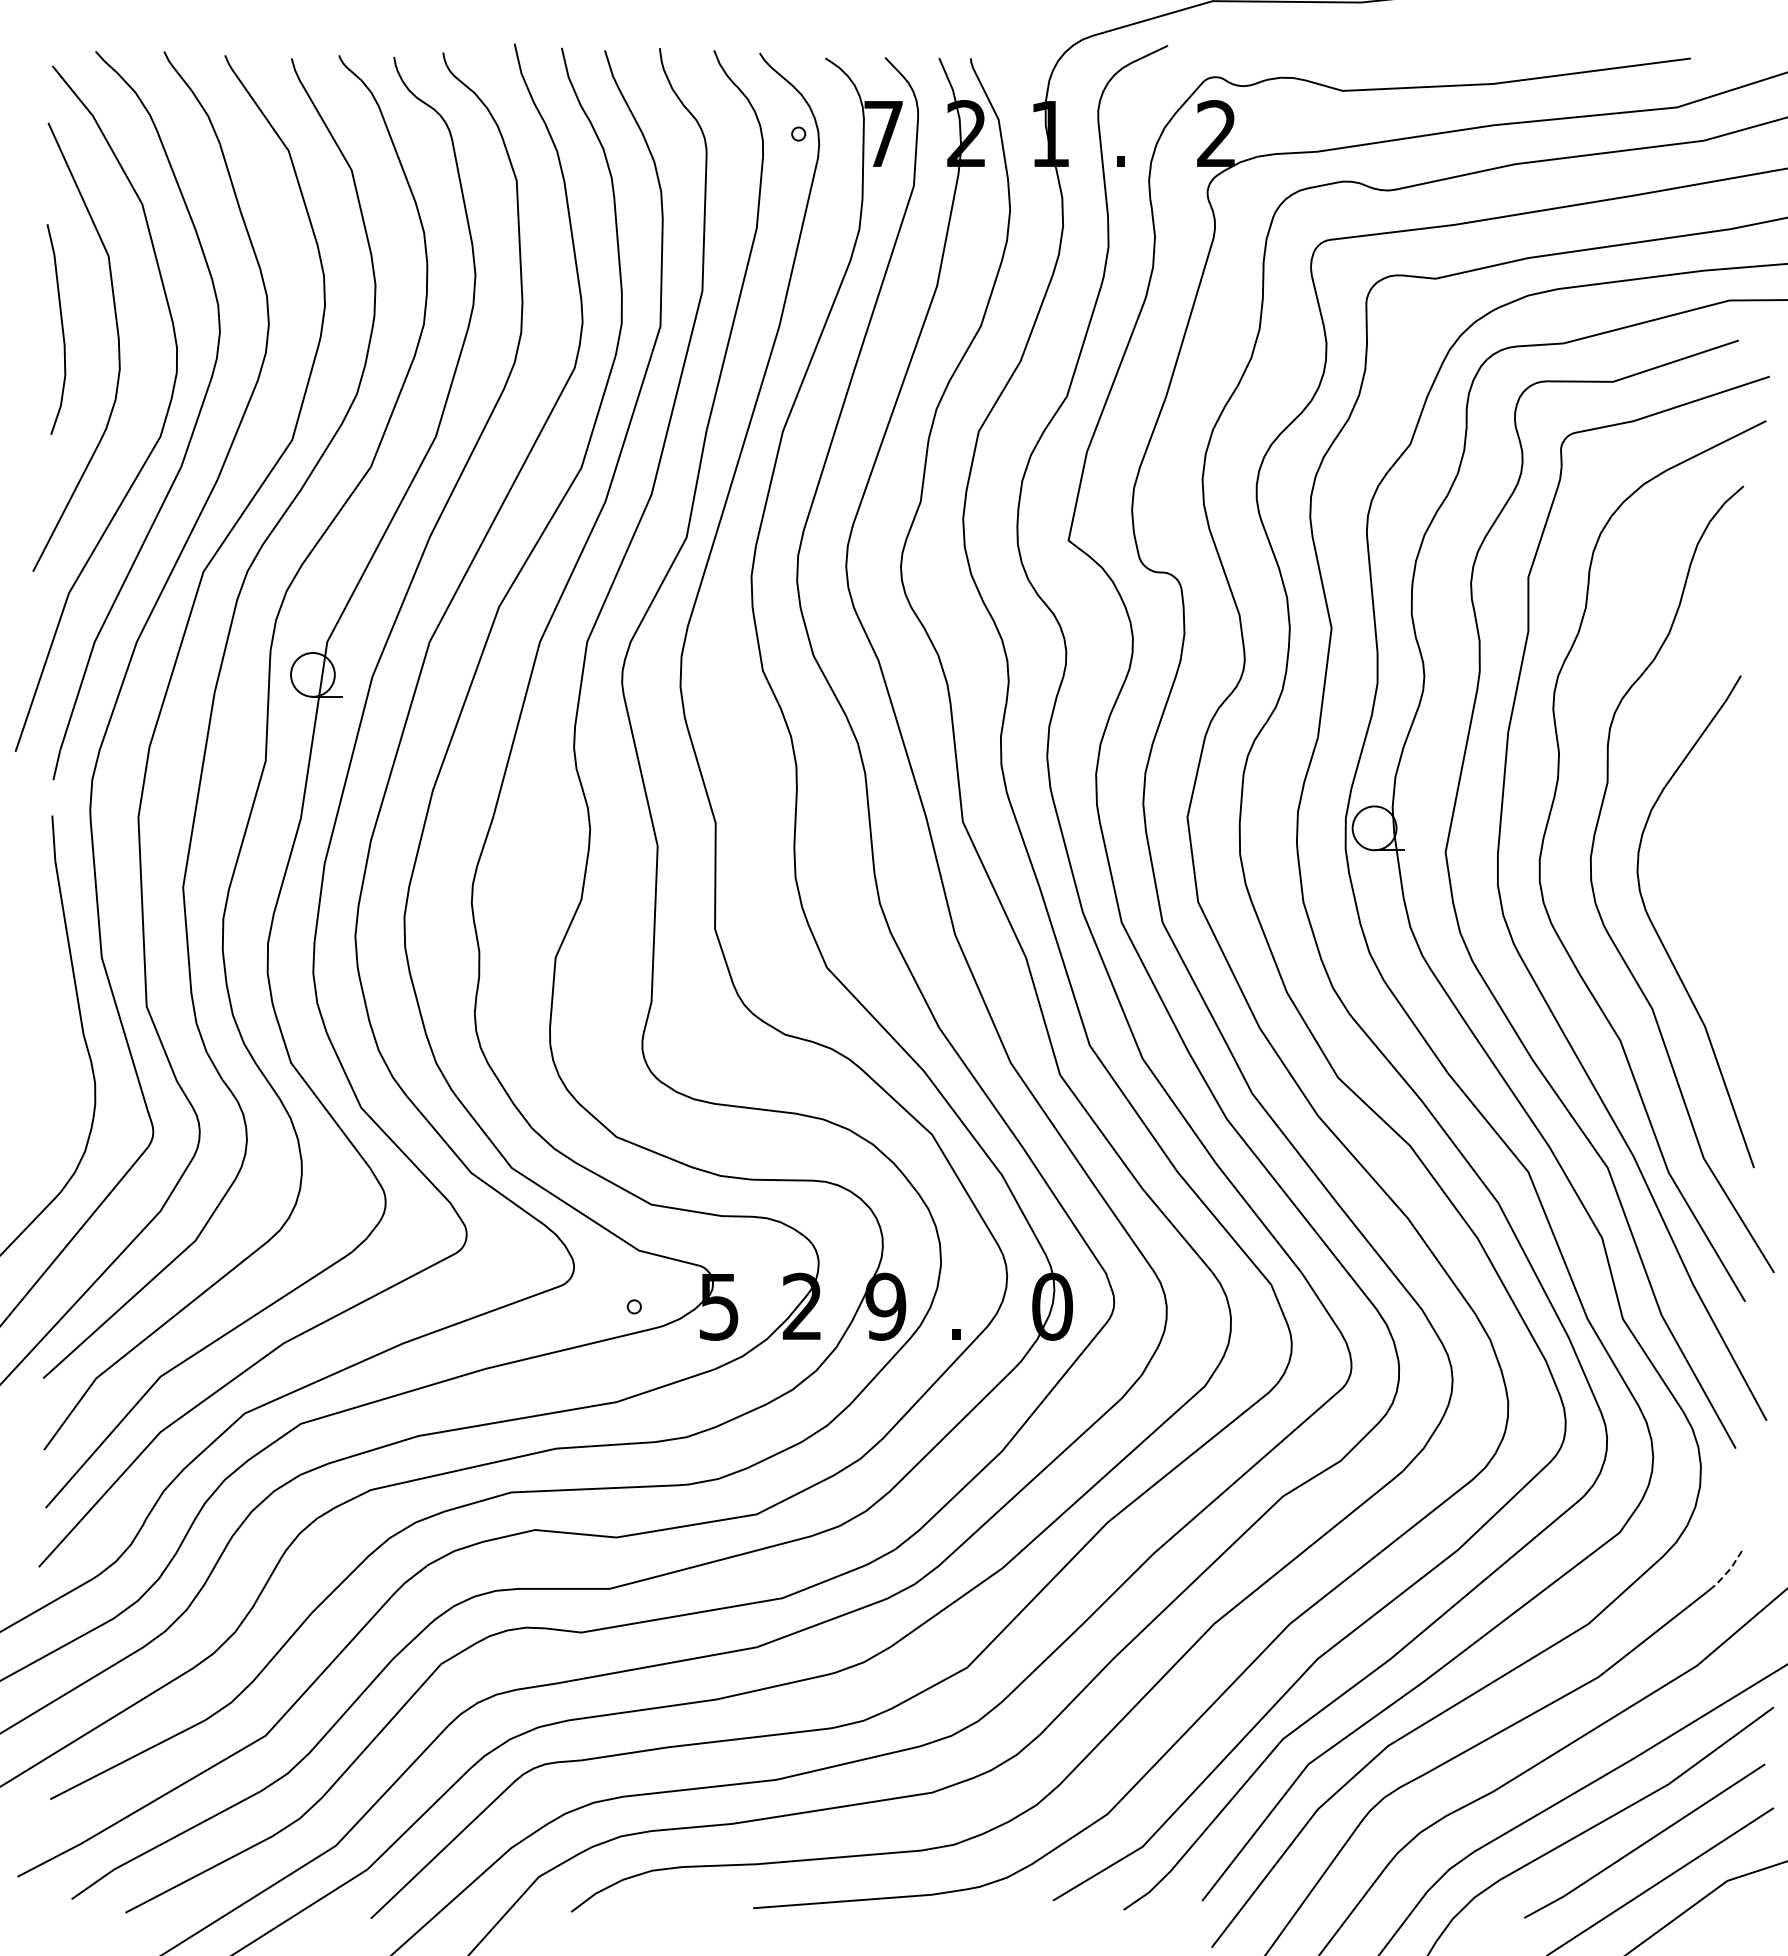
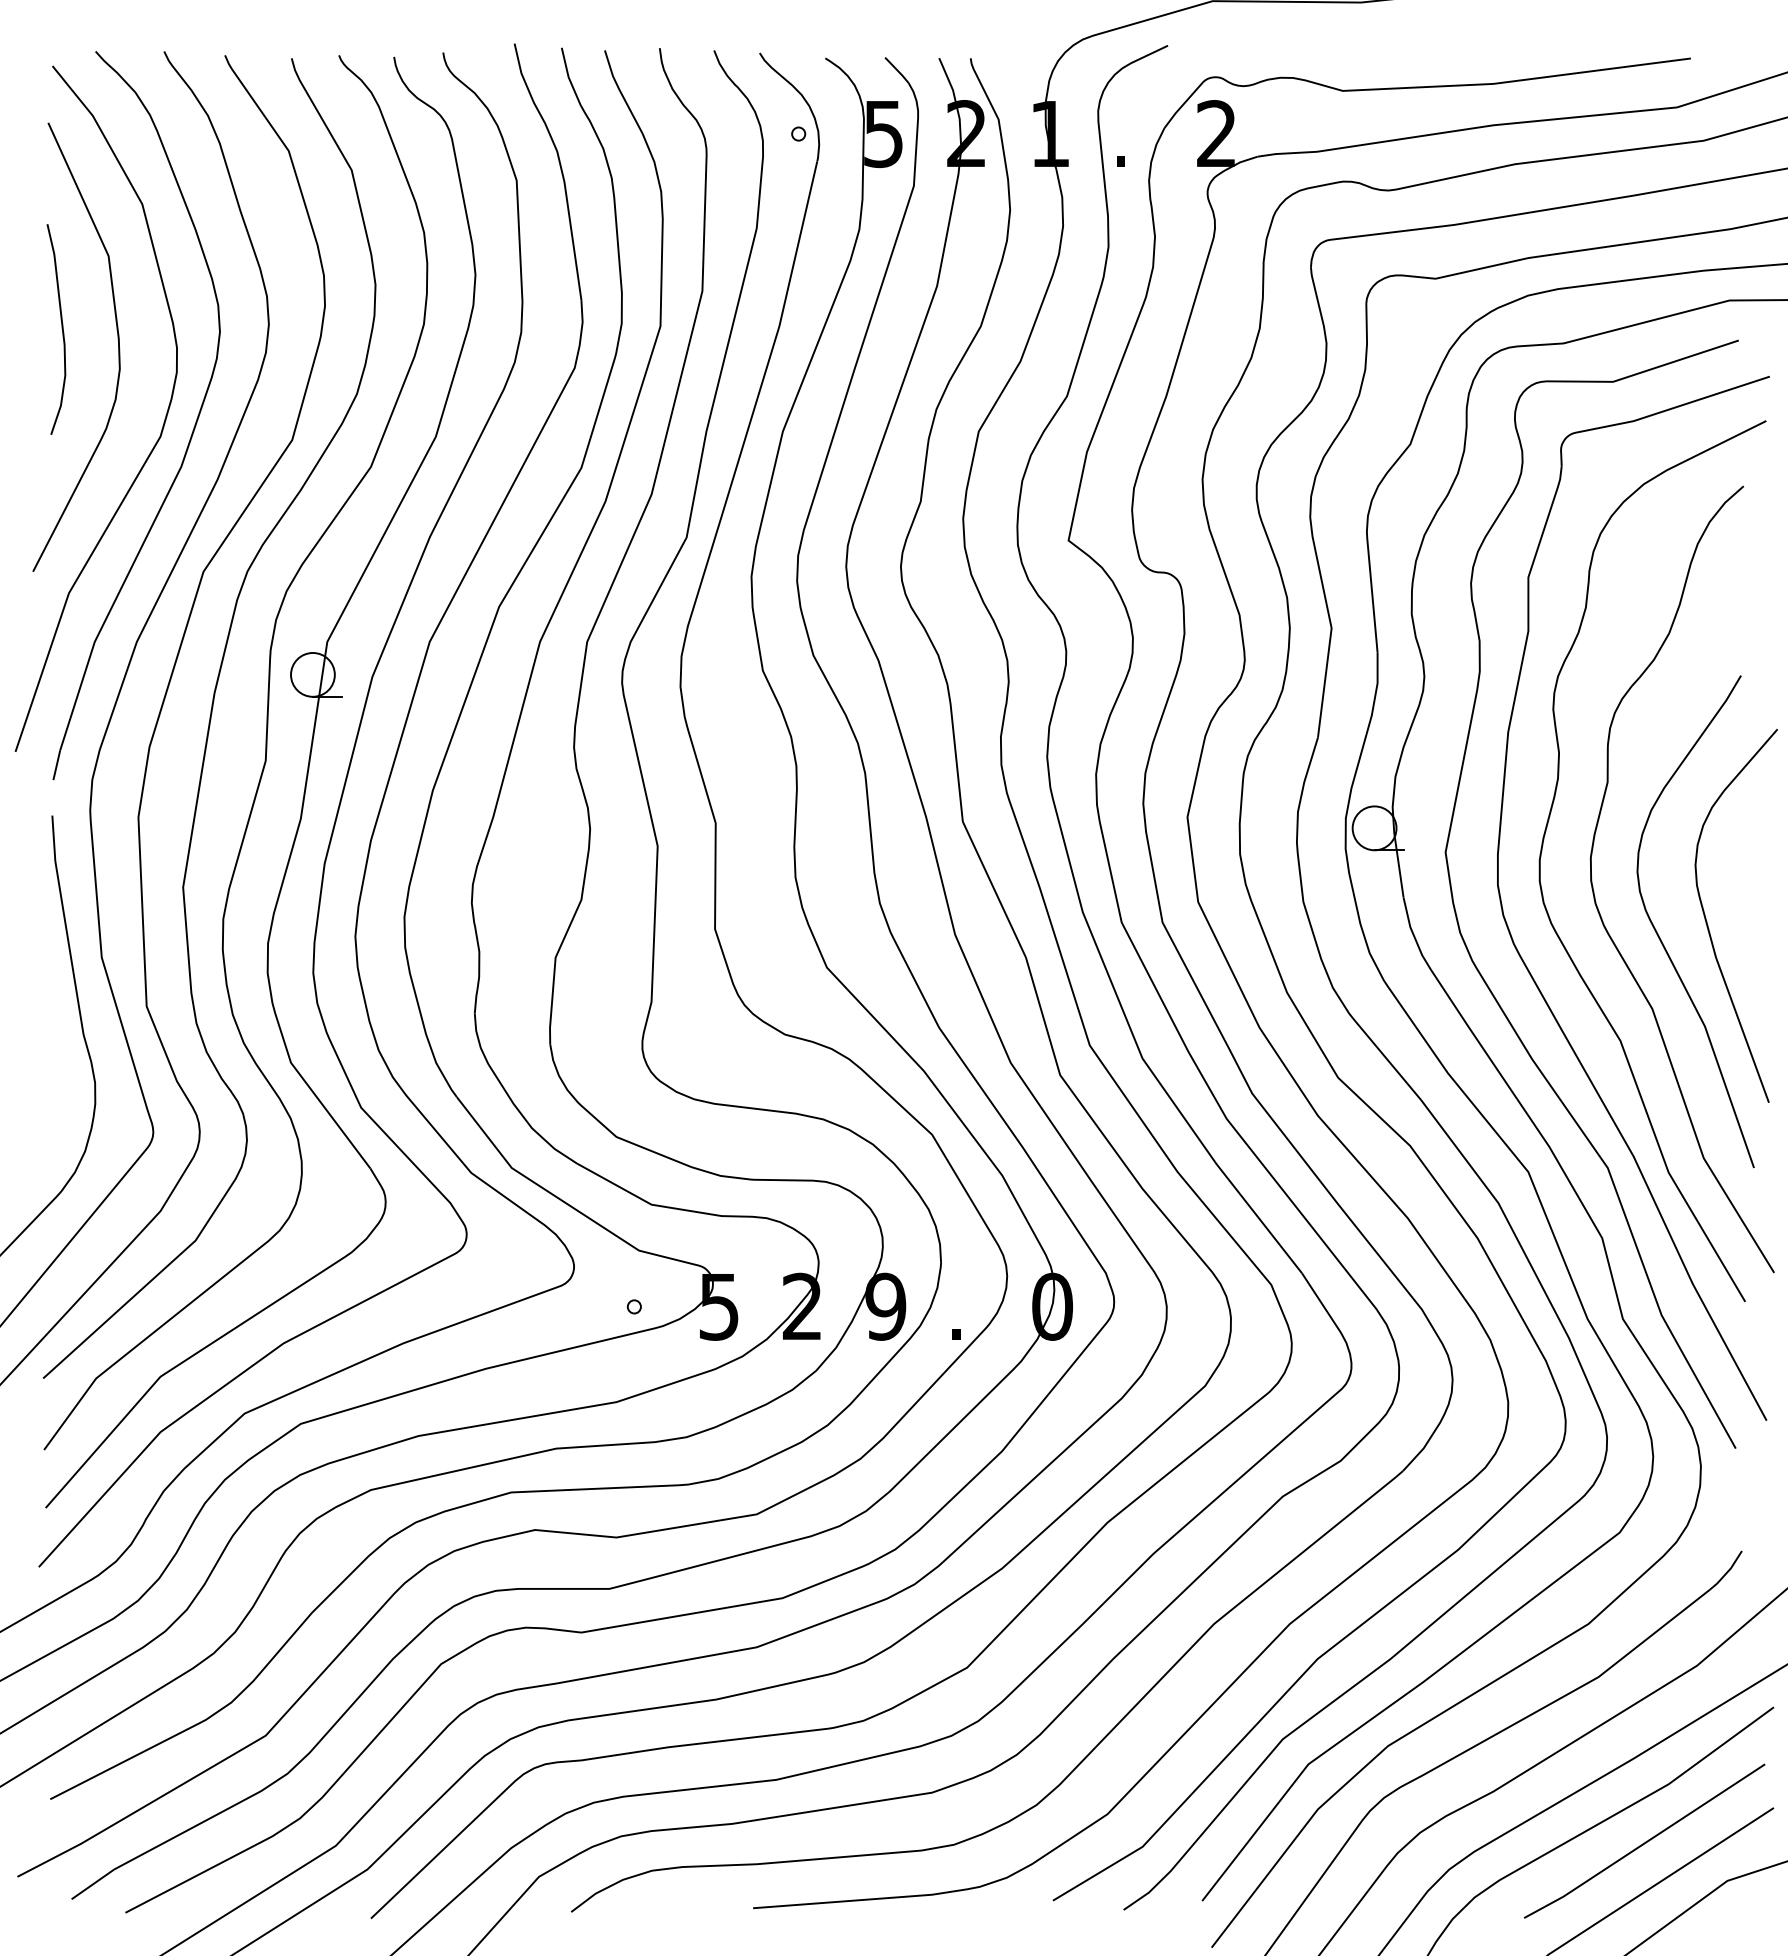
text: 7 -> 5 (883, 134)
curve: none -> present (1707, 921)
line: dashed -> solid (1727, 1571)
